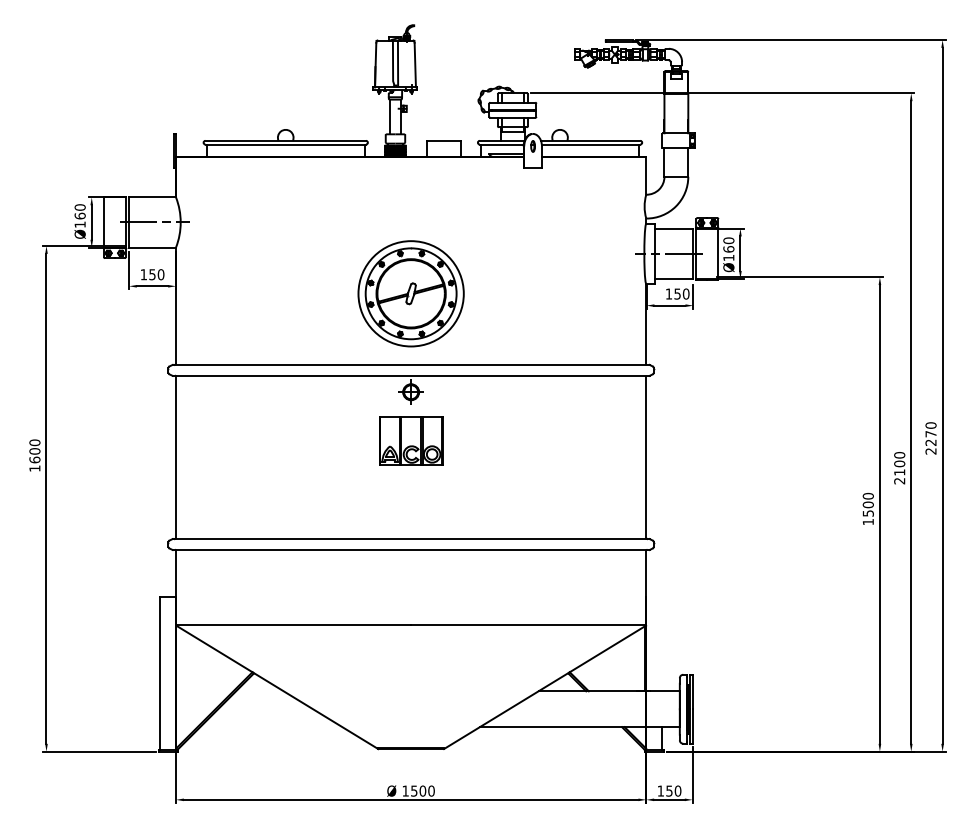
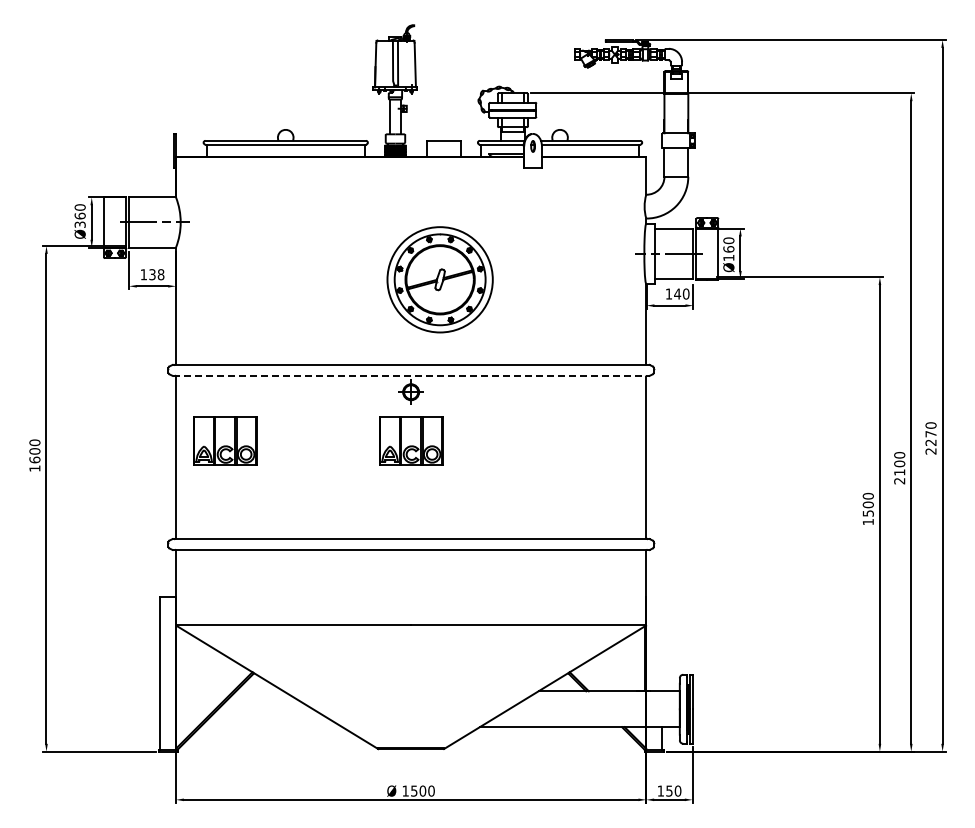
text: Ø160 -> Ø360 (79, 224)
text: 150 -> 138 (156, 274)
part position: (410, 293) -> (439, 279) (439, 279)
text: 150 -> 140 (677, 293)
line: solid -> dashed (411, 375)
part: none -> present (225, 440)
